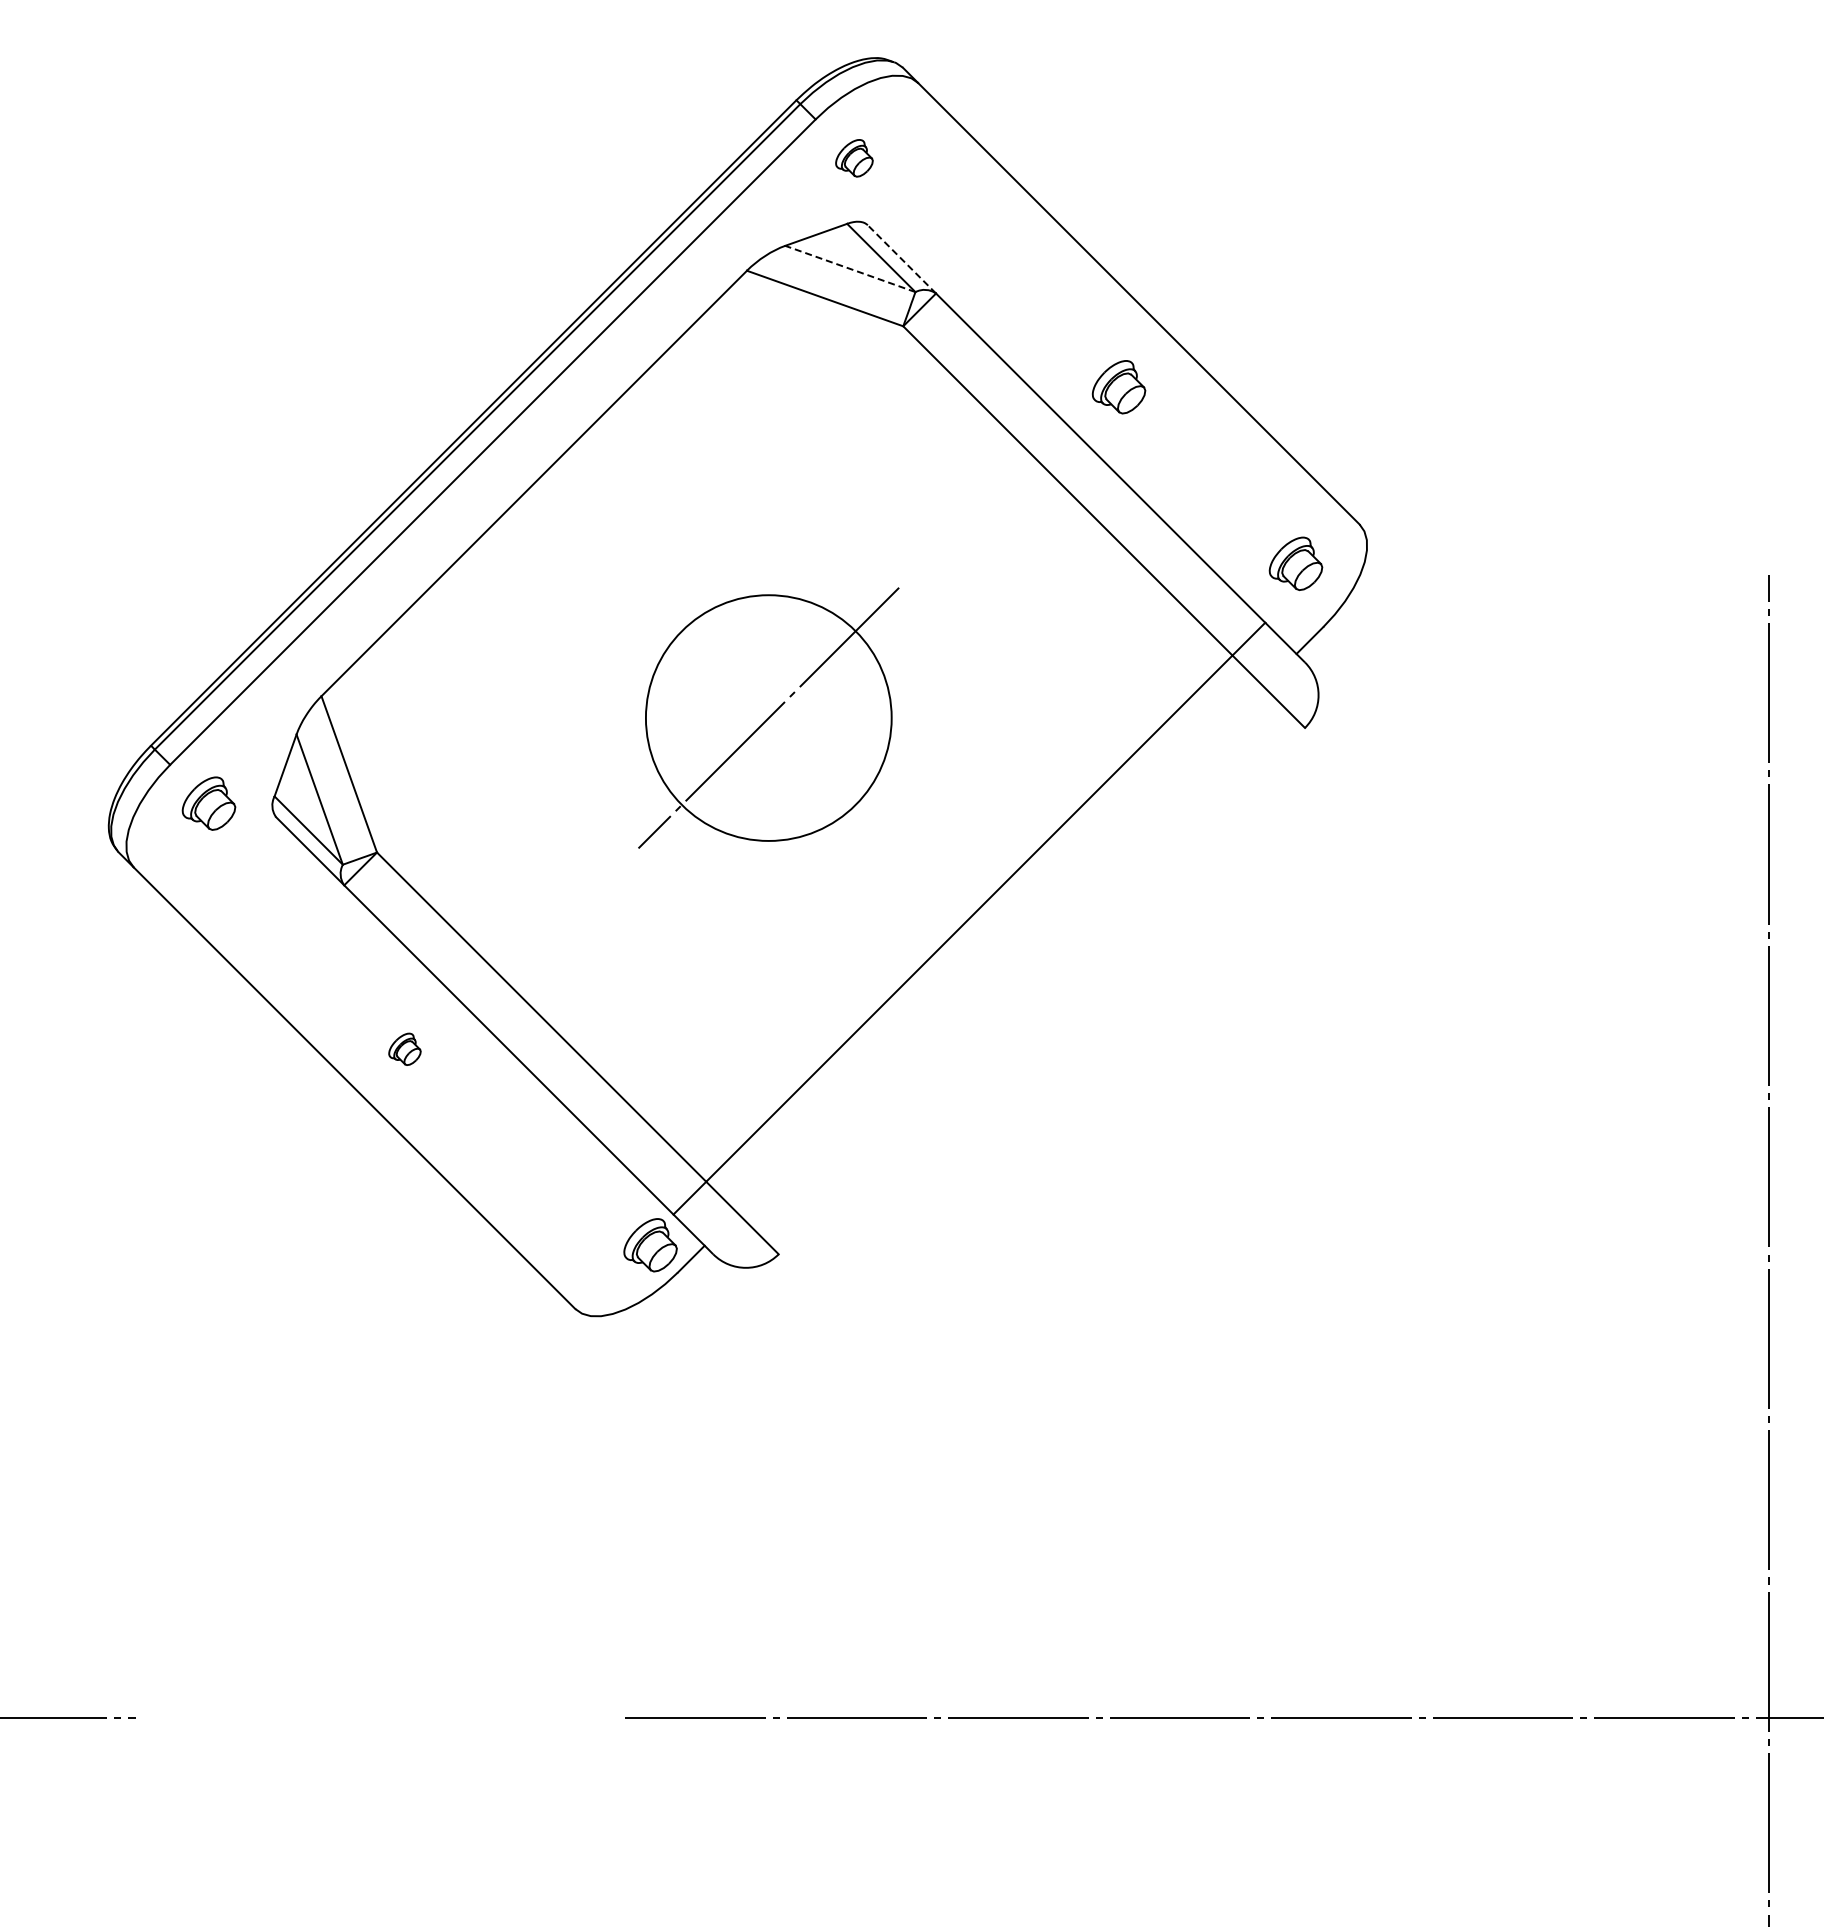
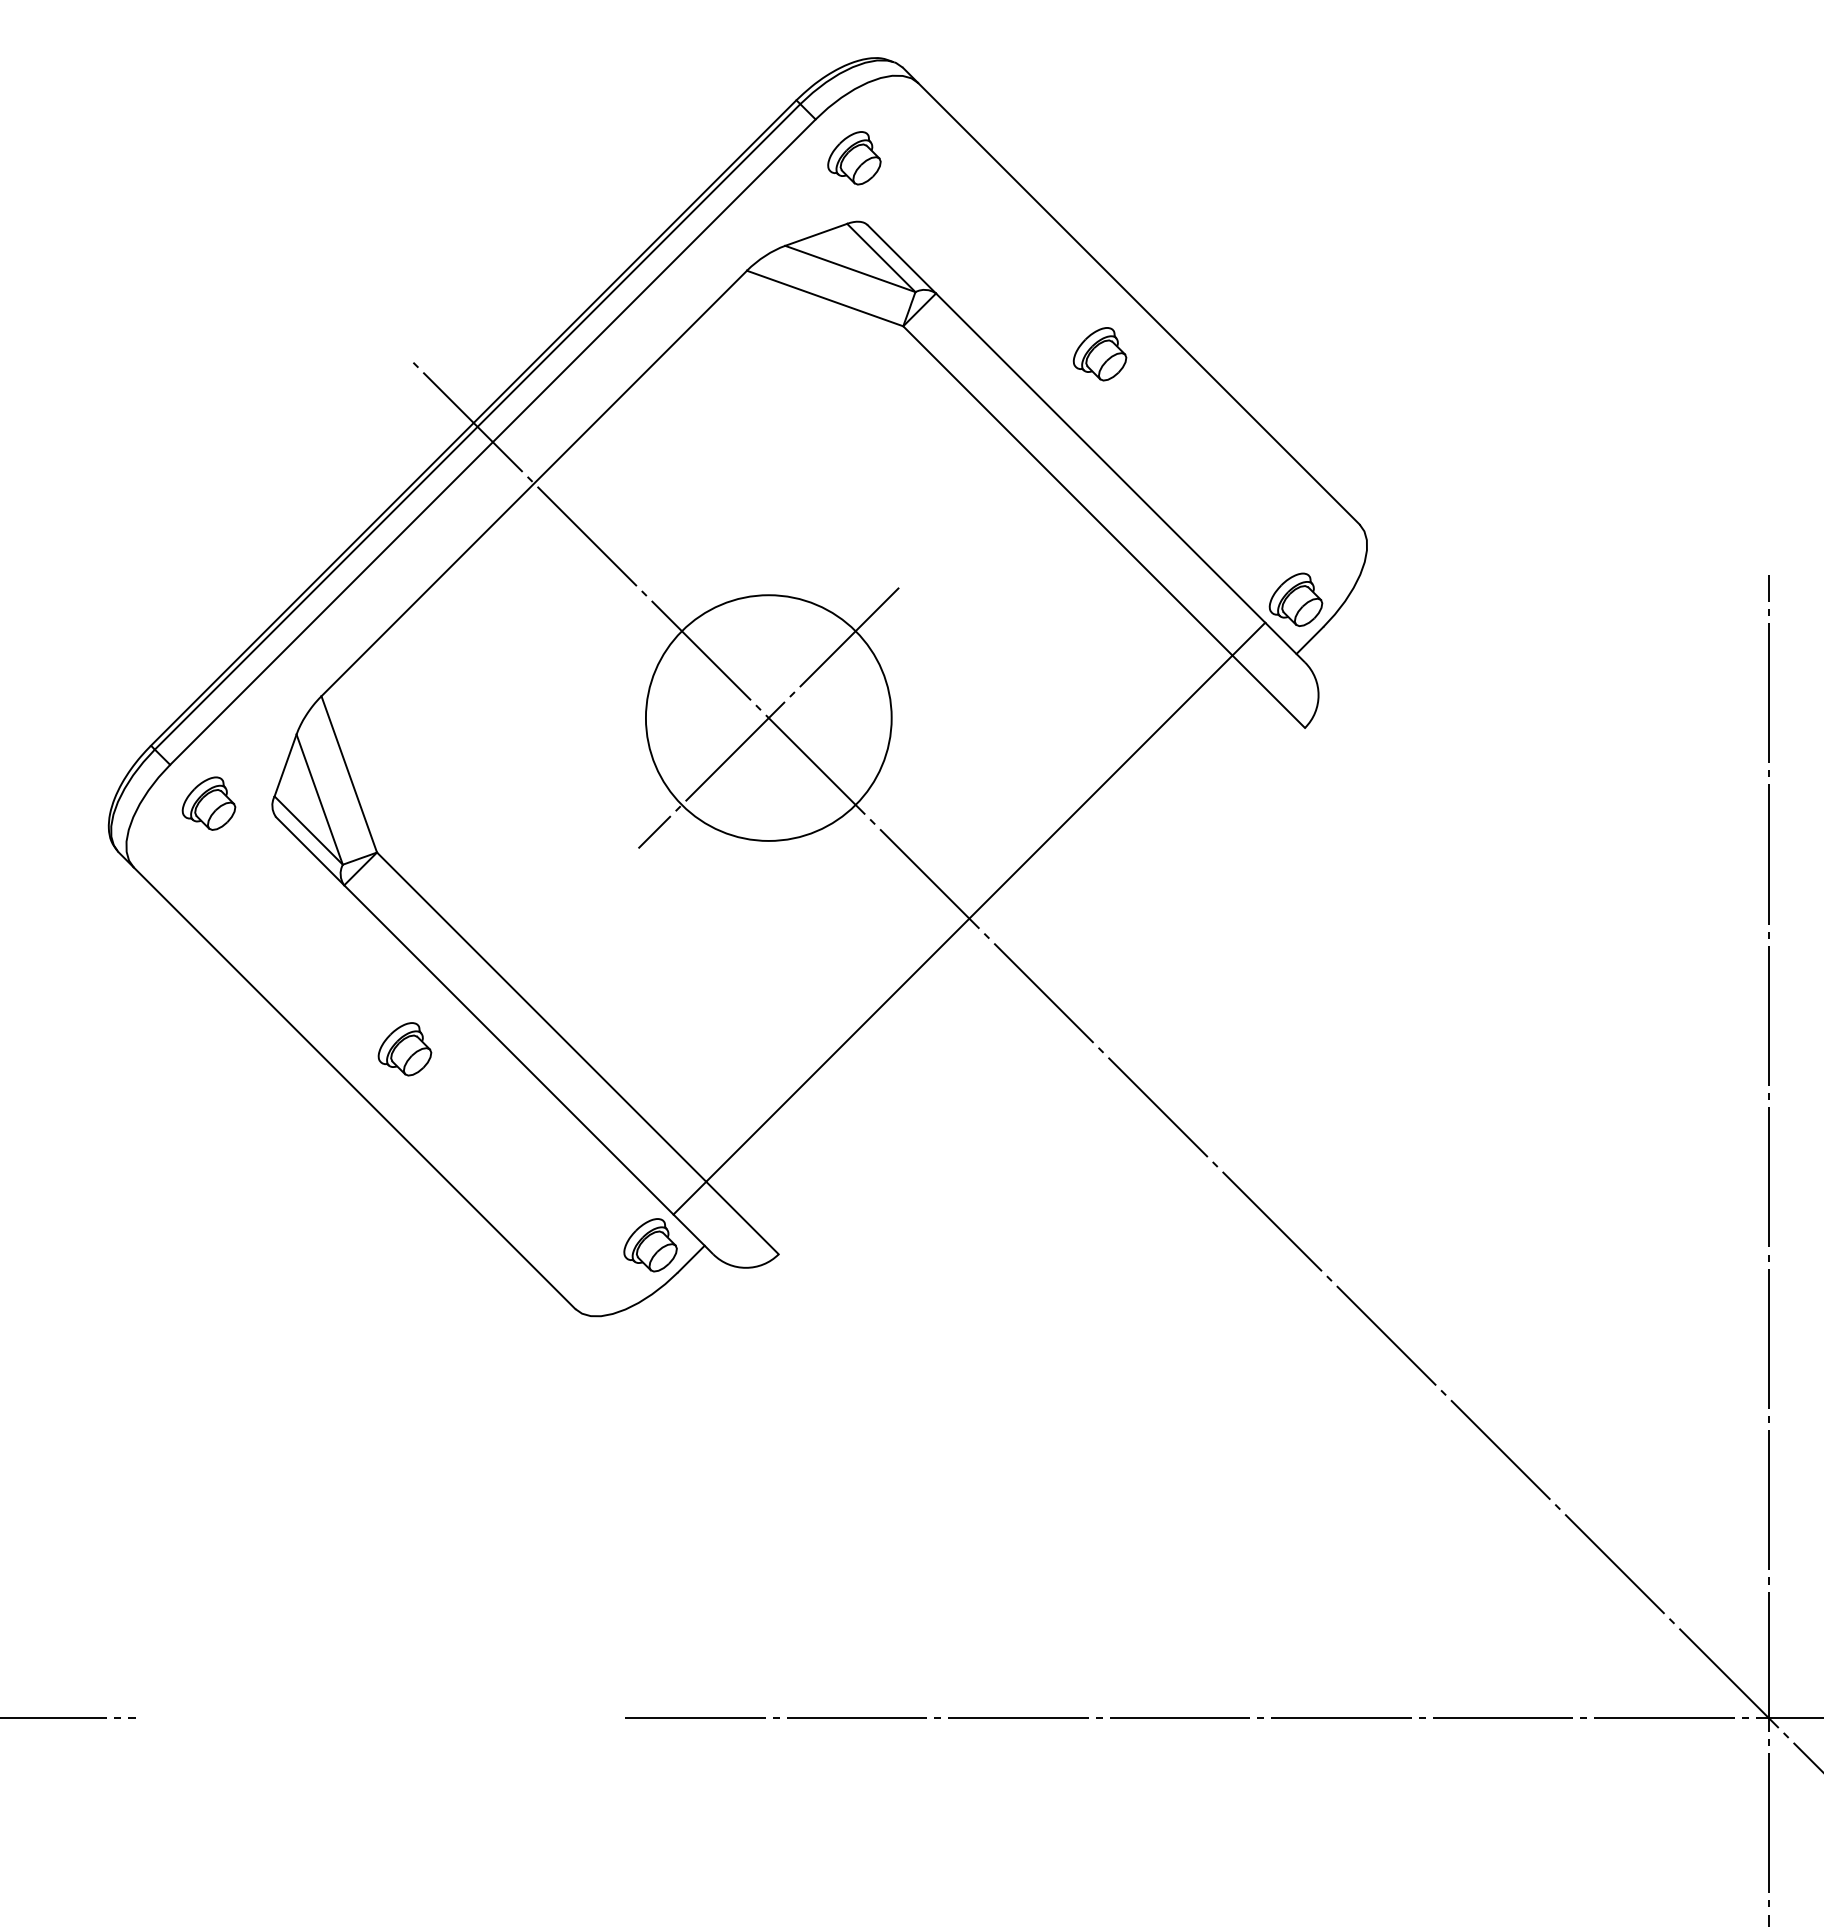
part size: 39x39 px -> 55x55 px (854, 158)
line: dashed -> solid (901, 259)
line: dashed -> solid (849, 268)
part position: (1118, 387) -> (1099, 354) (1099, 354)
part position: (1295, 563) -> (1295, 599) (1295, 599)
part size: 34x34 px -> 56x55 px (404, 1049)
line: none -> present (1114, 1063)
